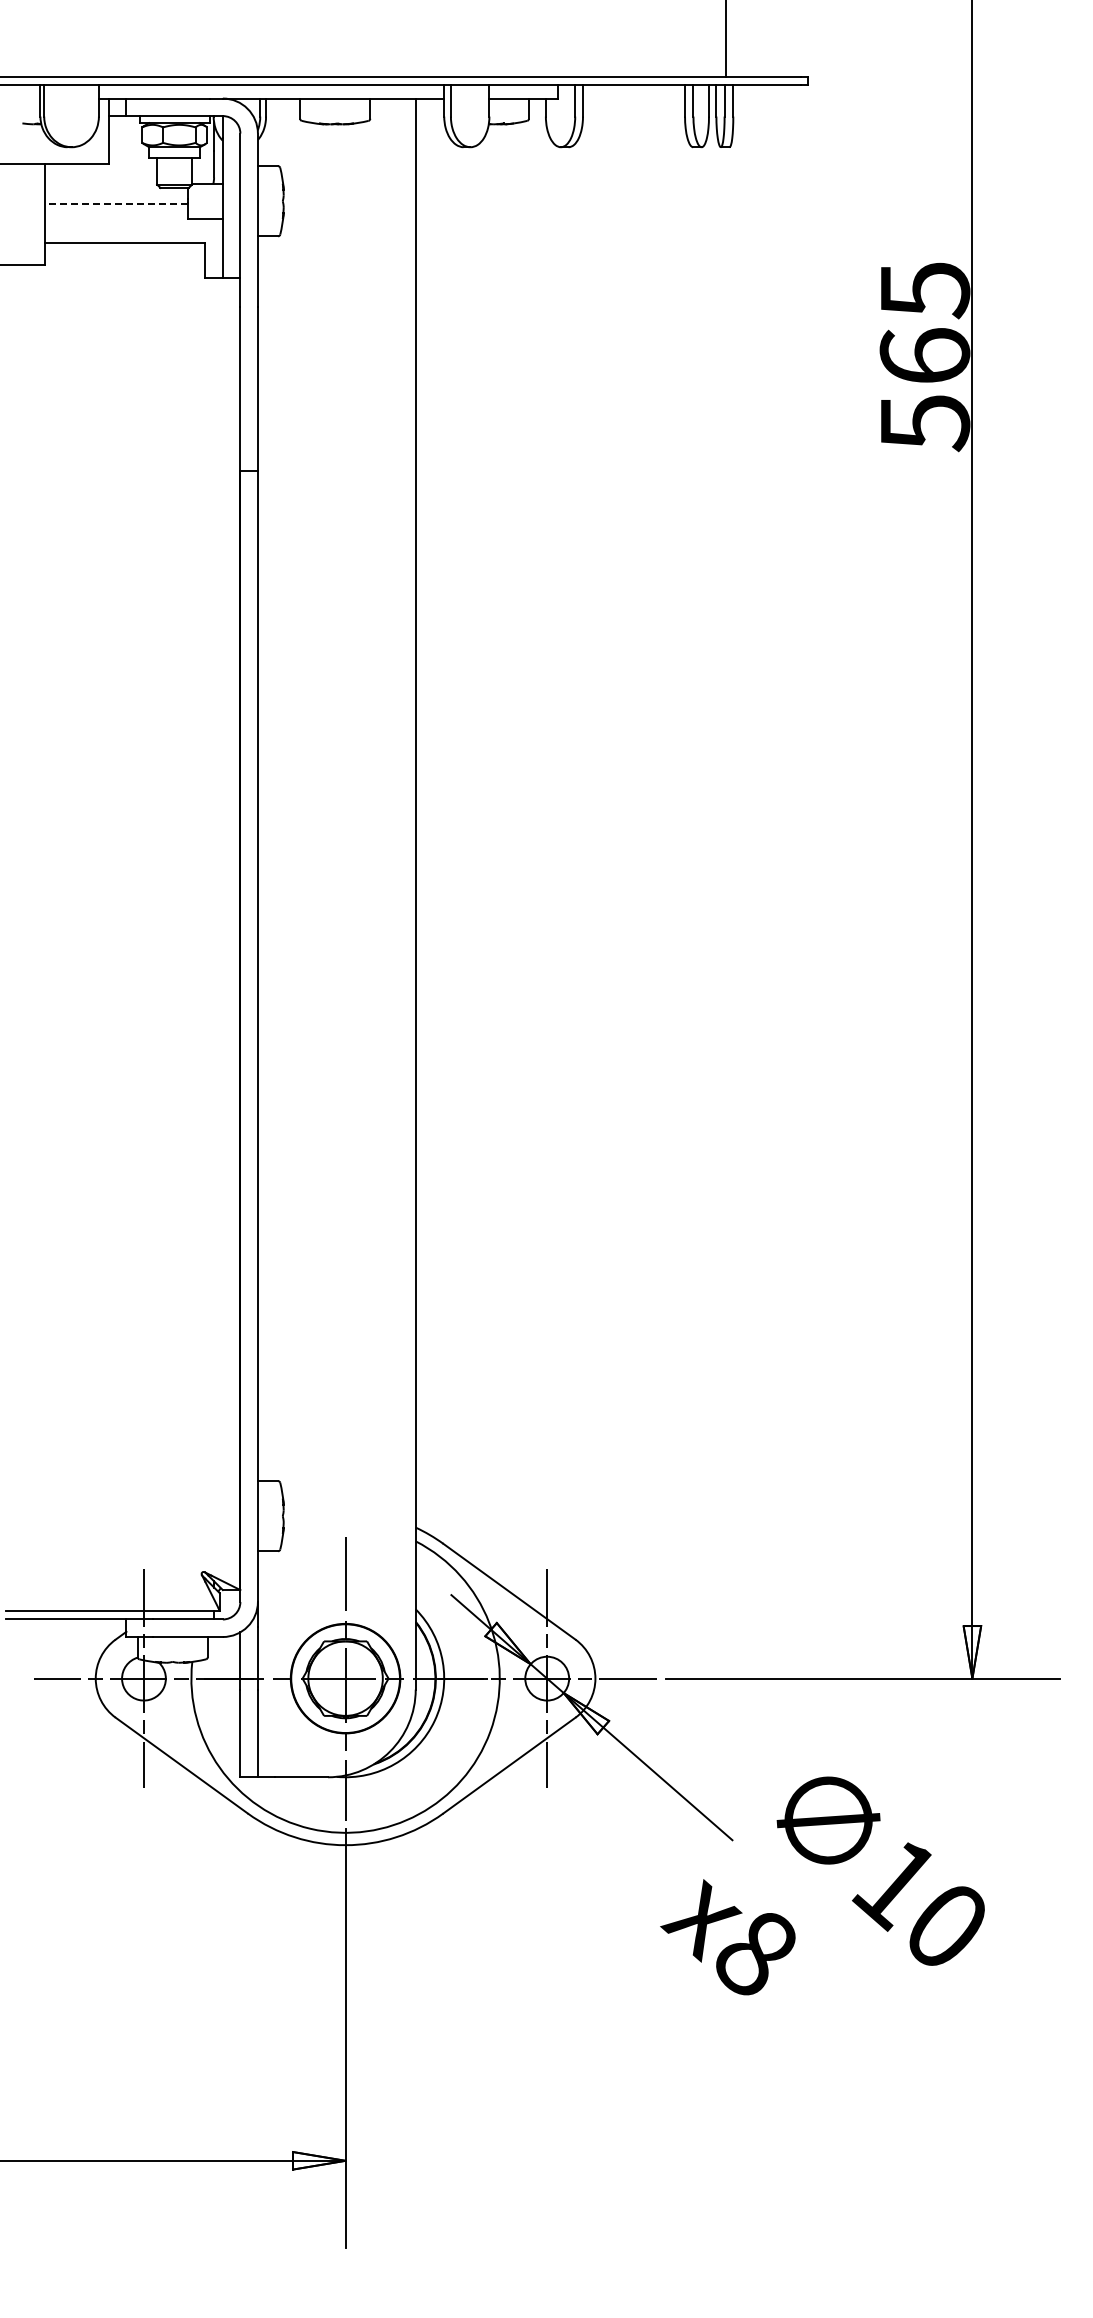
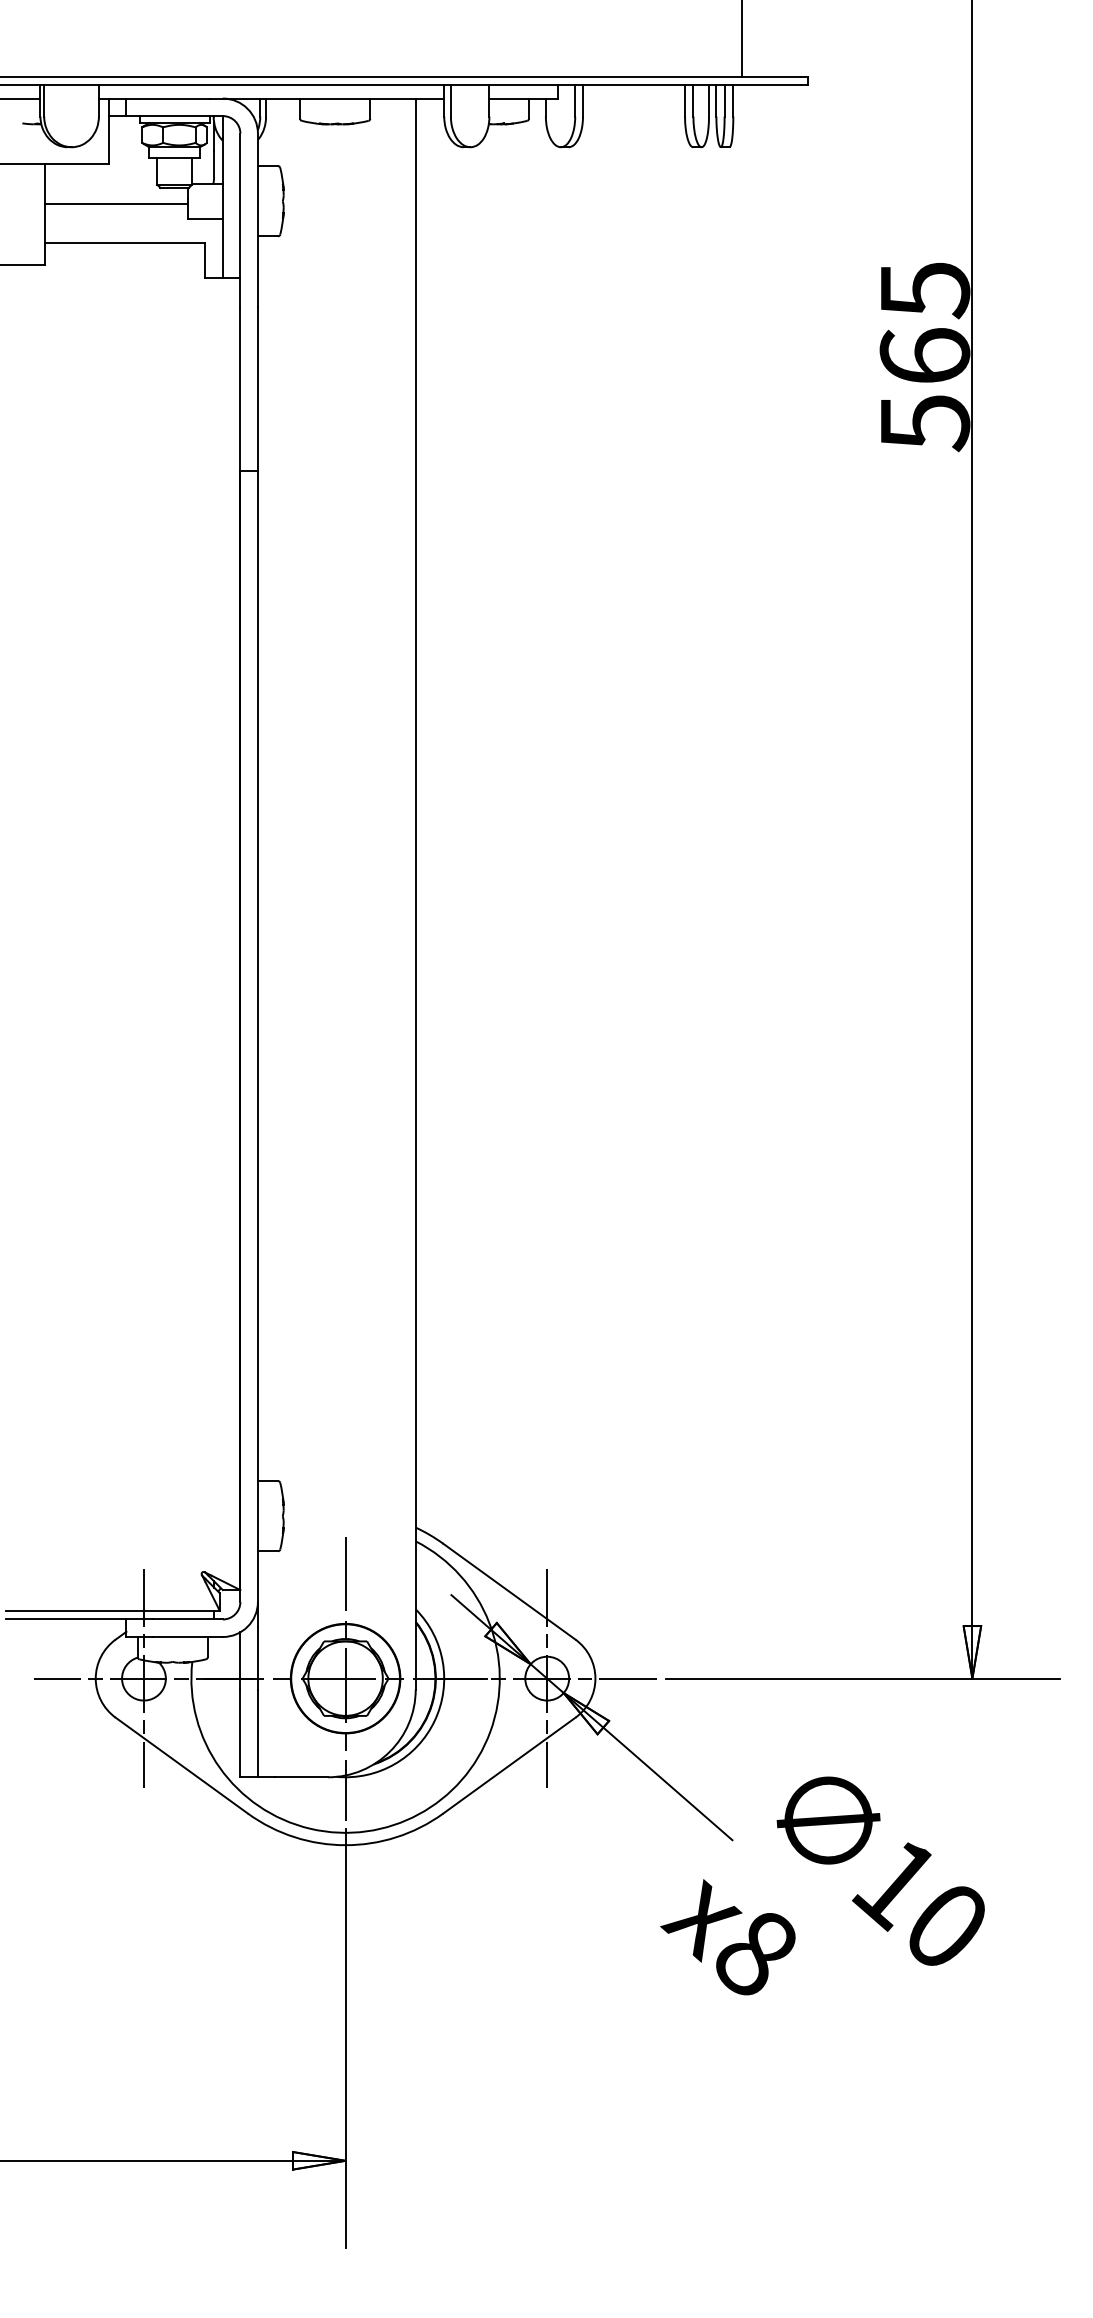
line position: (726, 39) -> (742, 39) (742, 39)
line: none -> present (21, 98)
line: dashed -> solid (116, 203)
